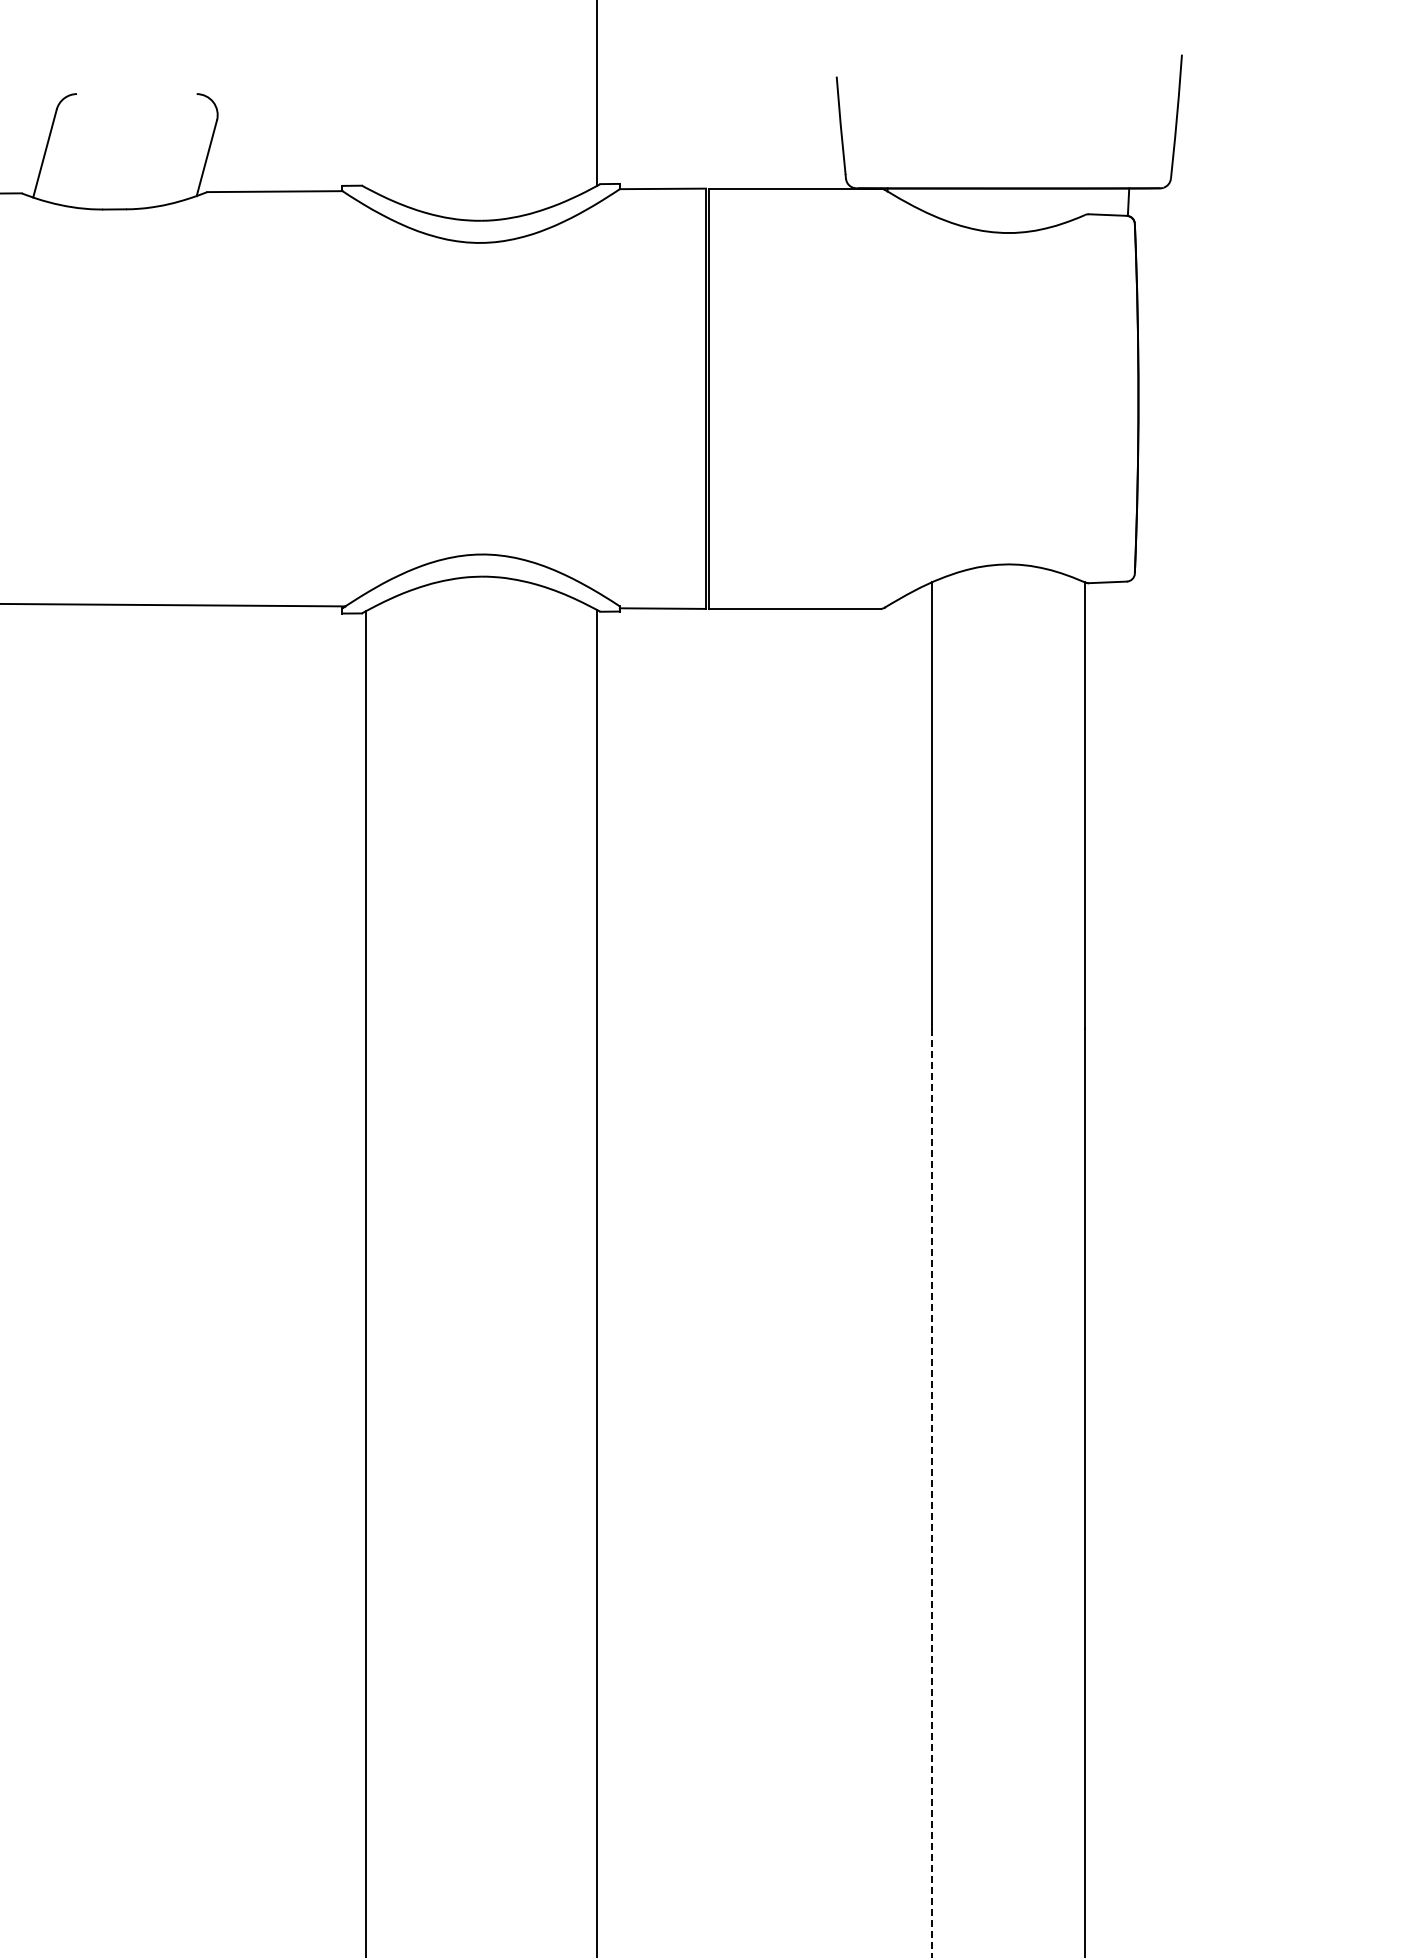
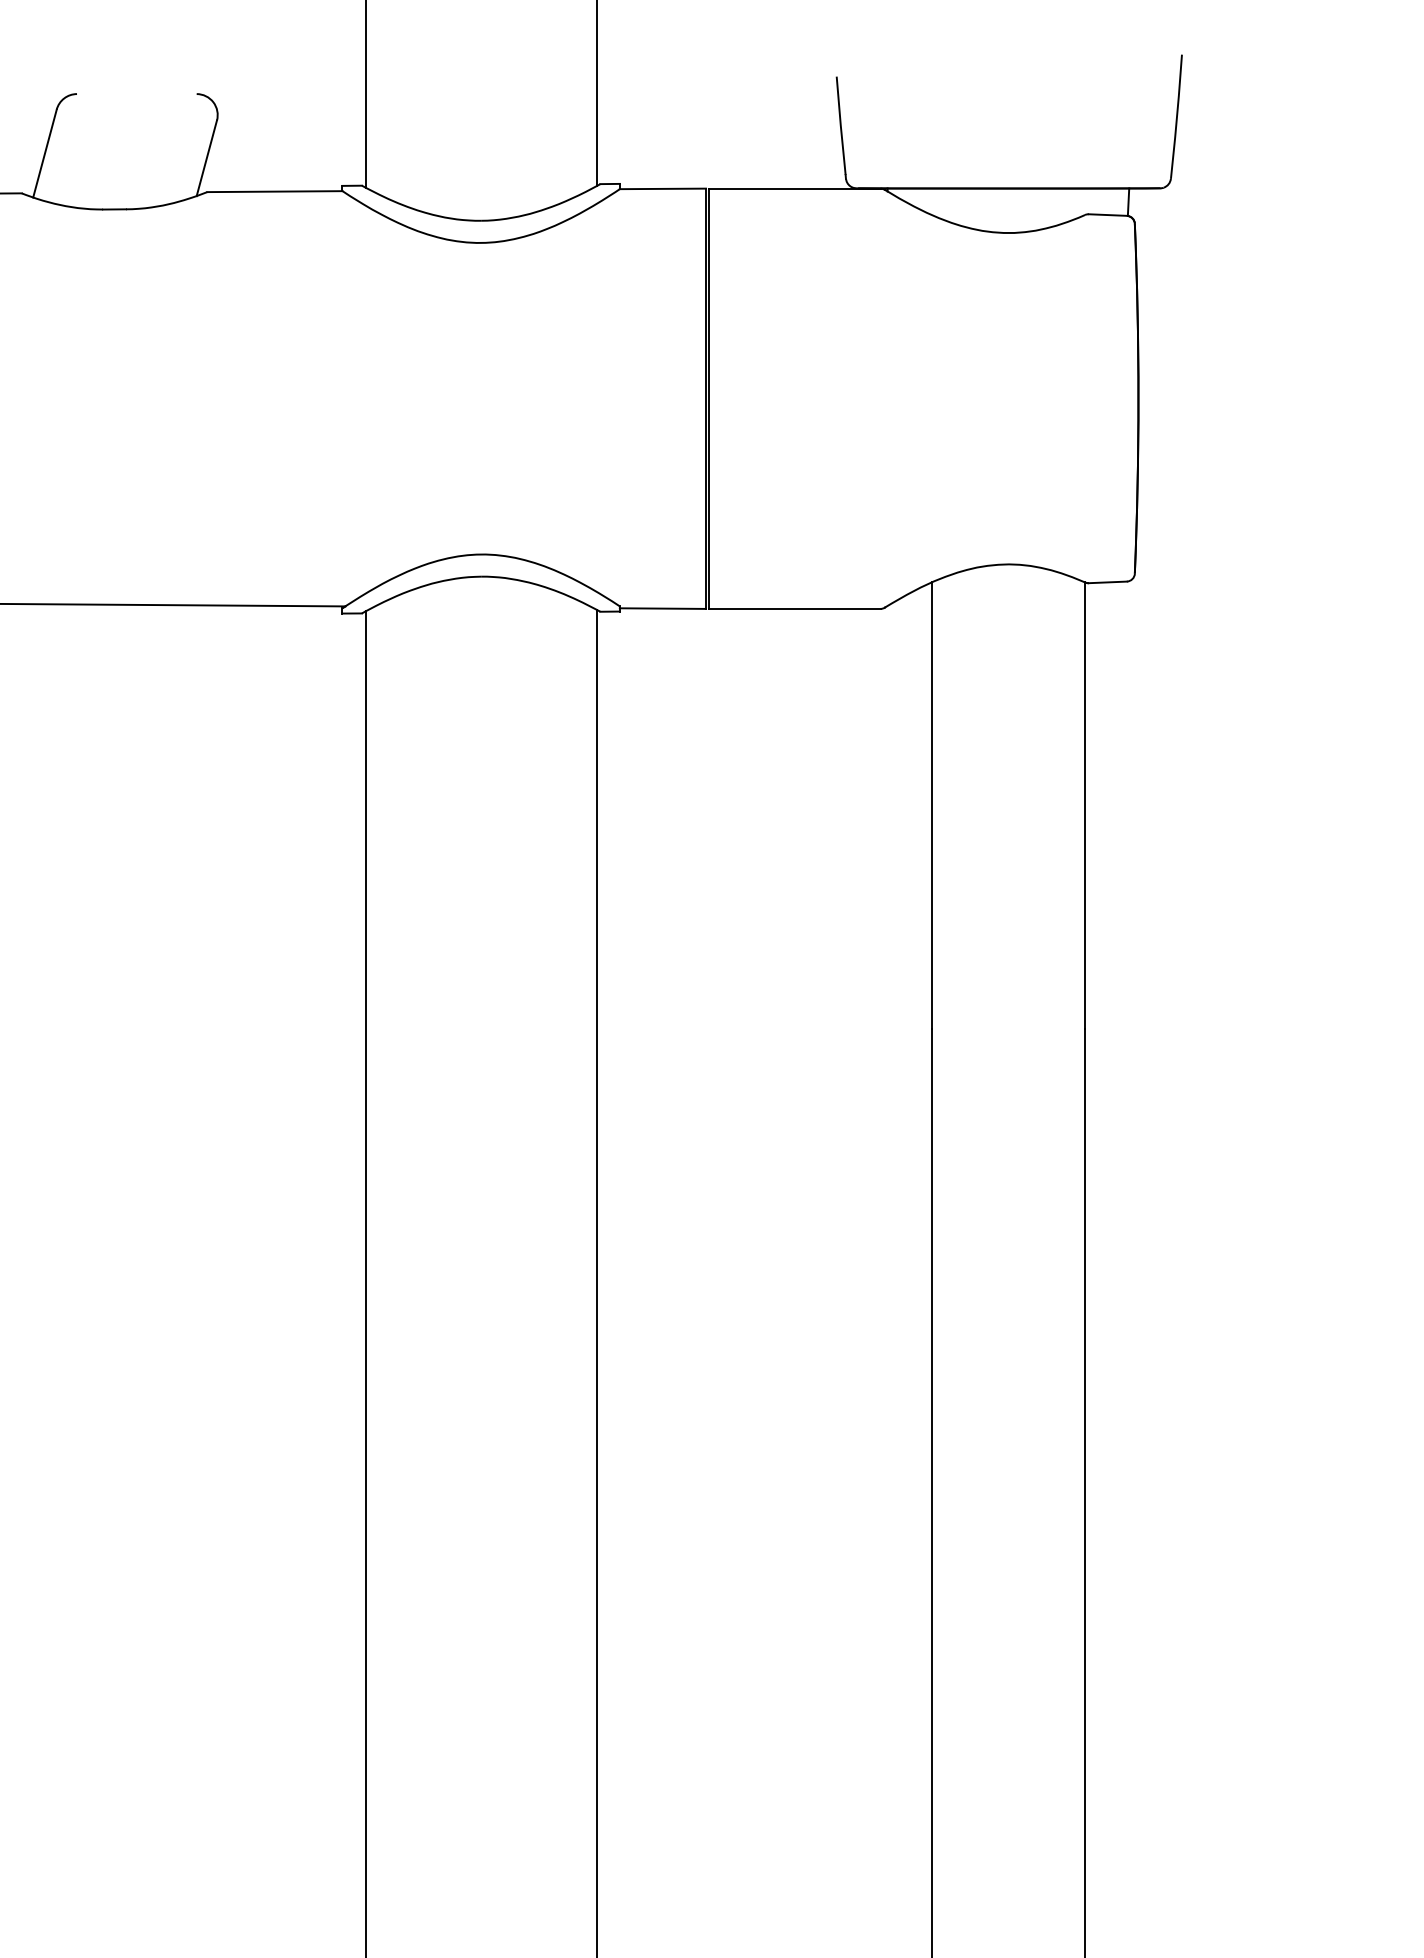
line: none -> present (365, 94)
line: dashed -> solid (932, 1493)
